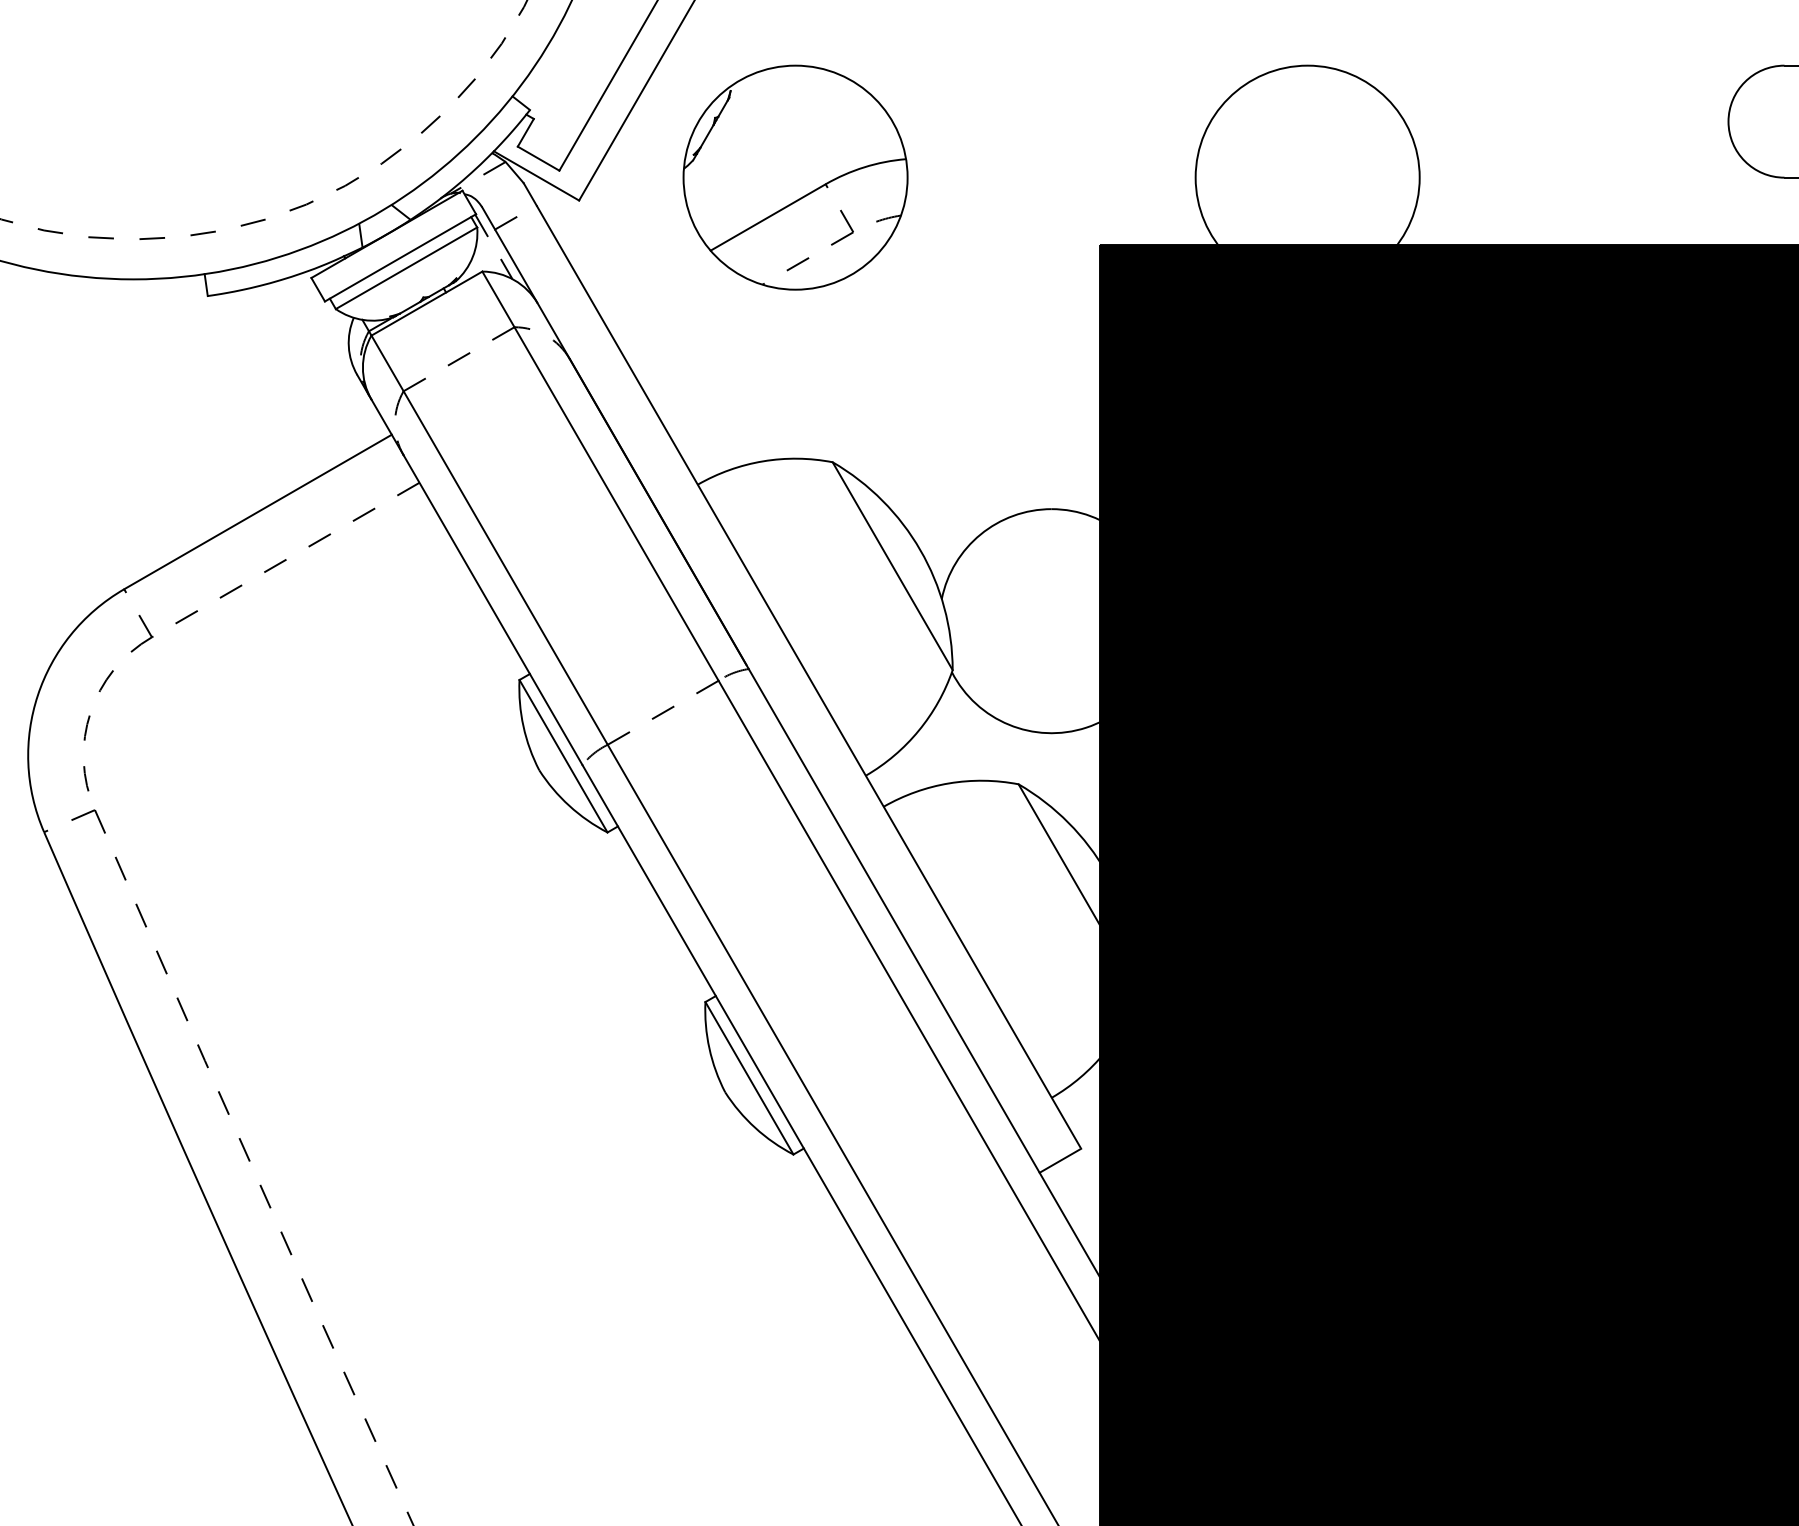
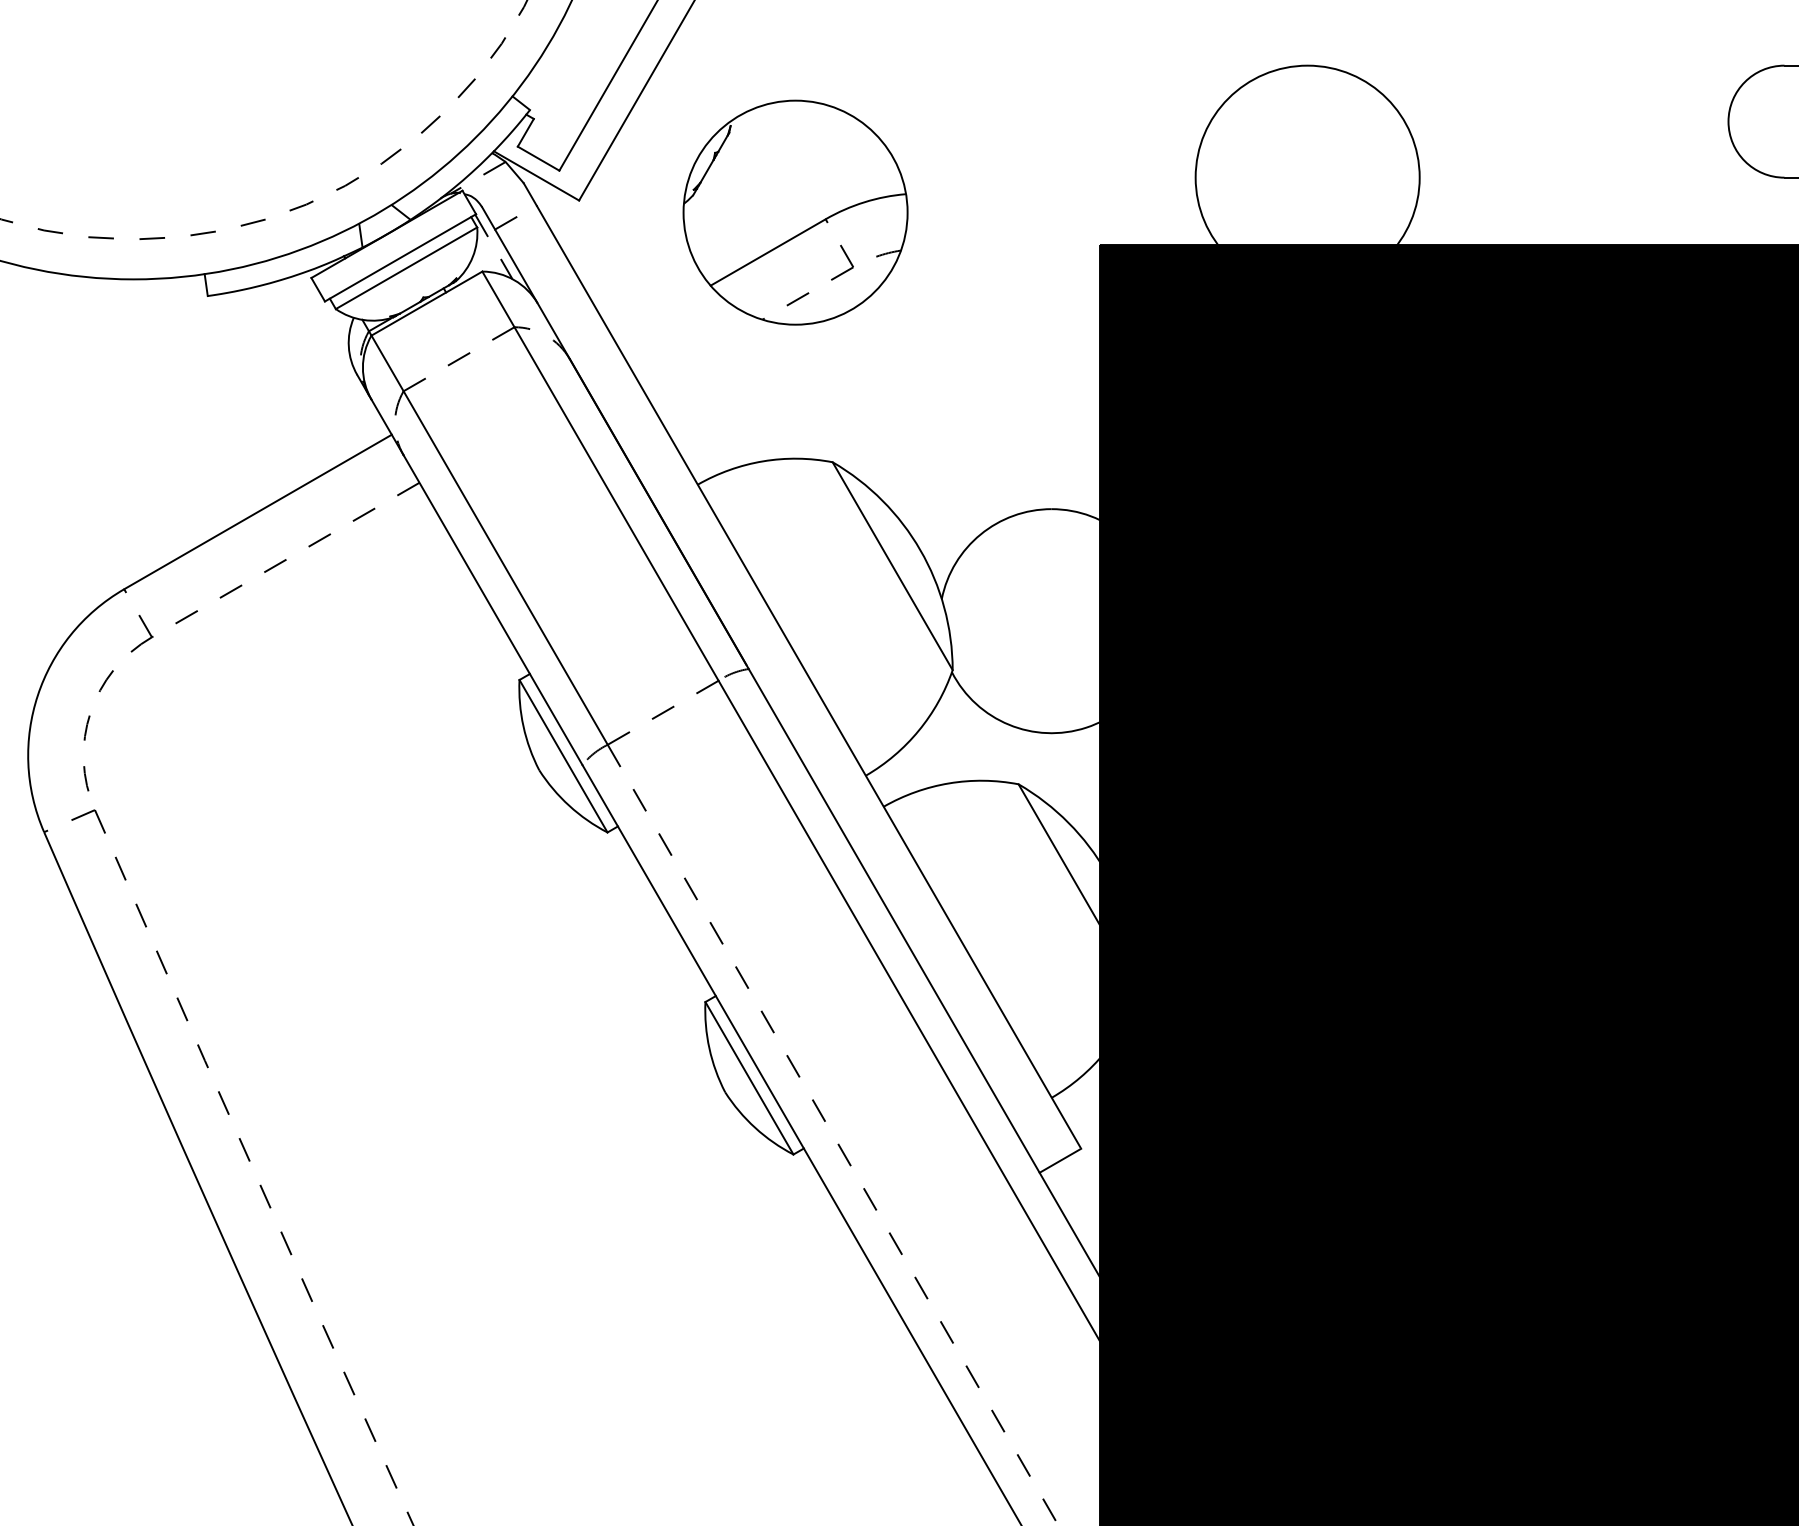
part position: (795, 177) -> (795, 212) (795, 212)
line: solid -> dashed (833, 1135)
